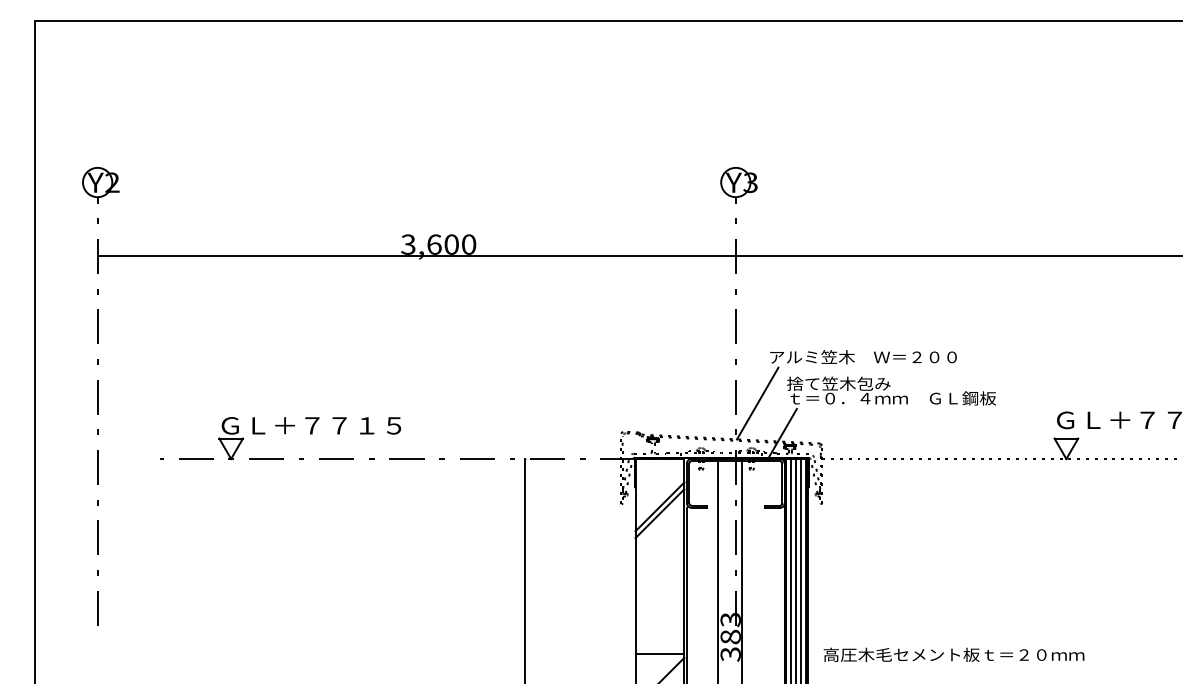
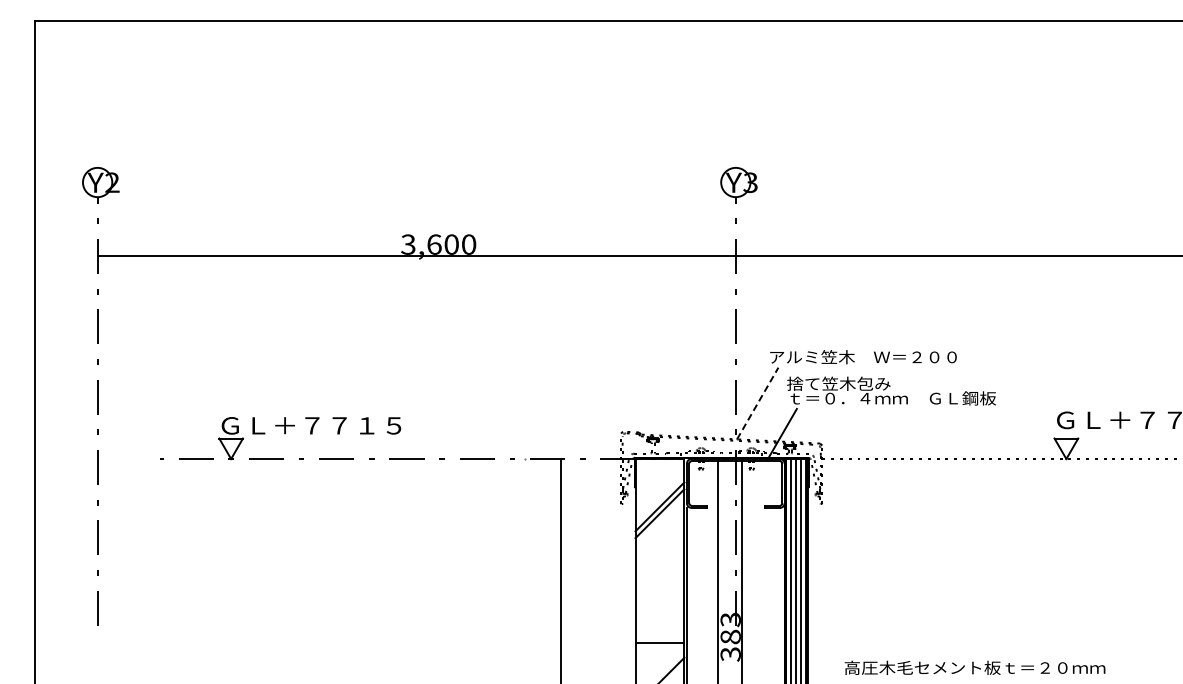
line: solid -> dashed (757, 403)
line position: (525, 569) -> (561, 569) (561, 569)
line position: (659, 654) -> (659, 643) (659, 643)
text position: (953, 654) -> (974, 667) (974, 667)
